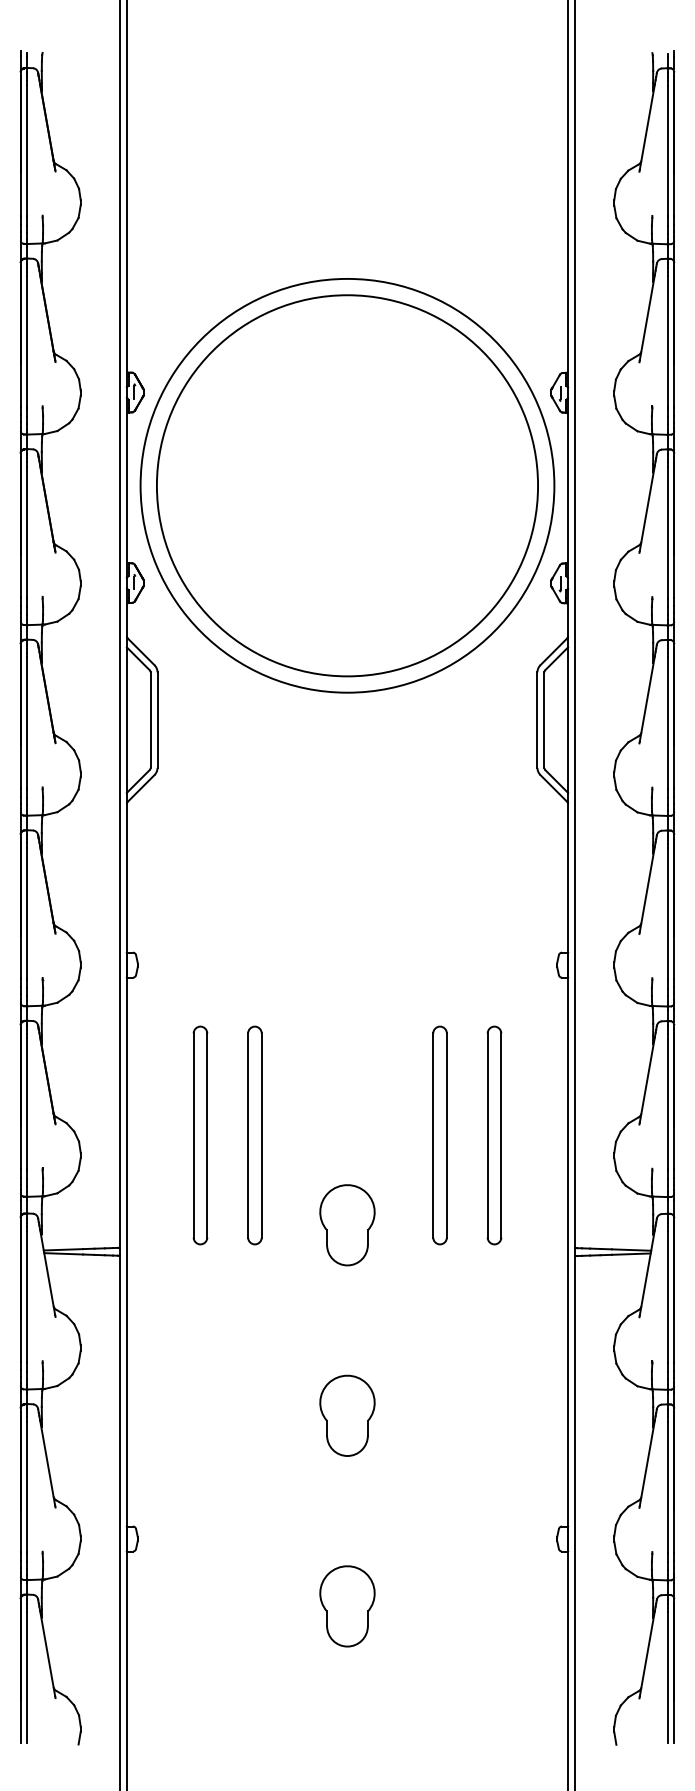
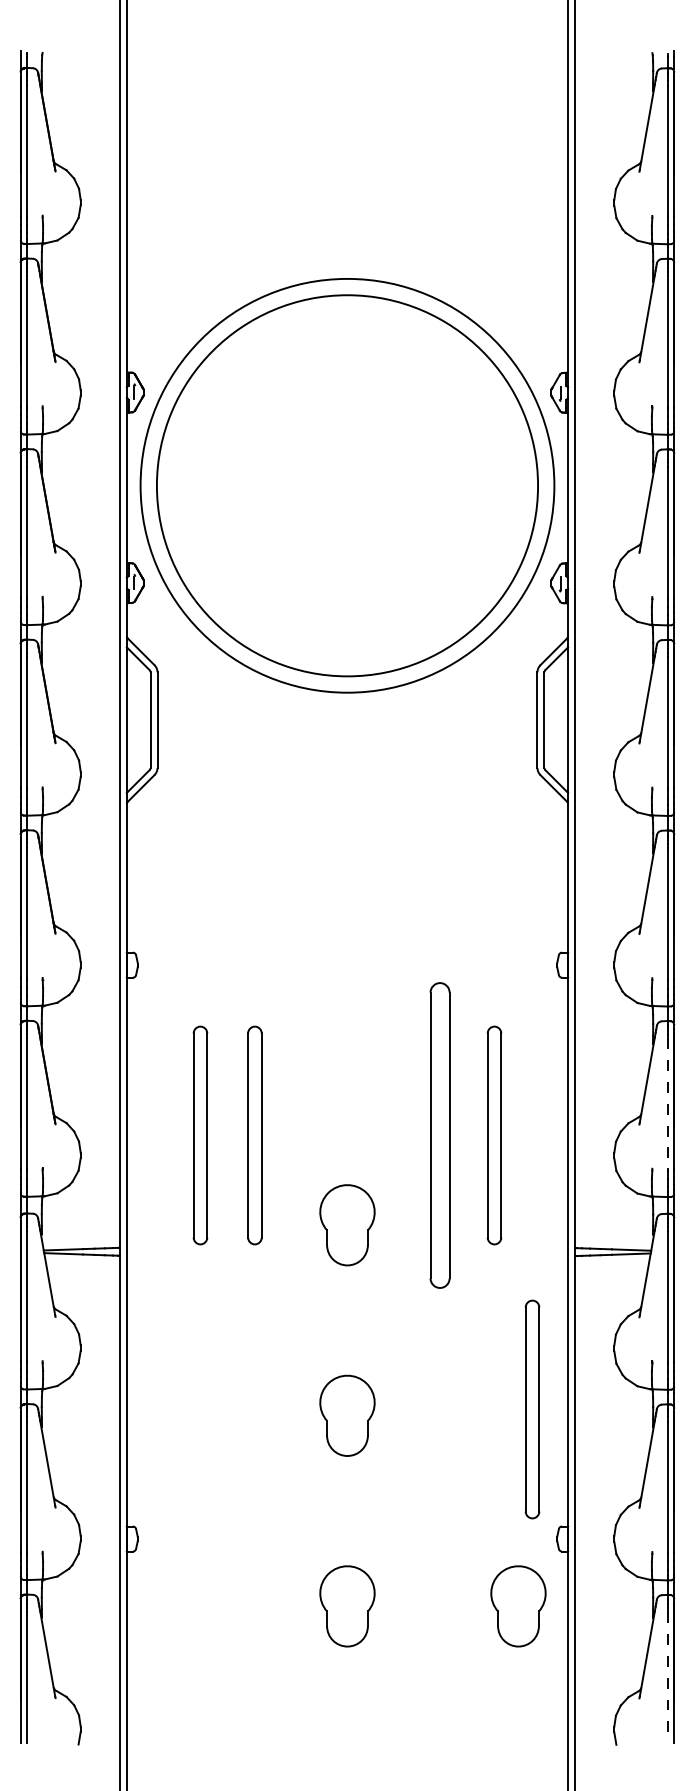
line: solid -> dashed (667, 1104)
part size: 16x221 px -> 22x307 px (439, 1135)
part: none -> present (532, 1409)
part: none -> present (518, 1606)
line: solid -> dashed (667, 1678)
